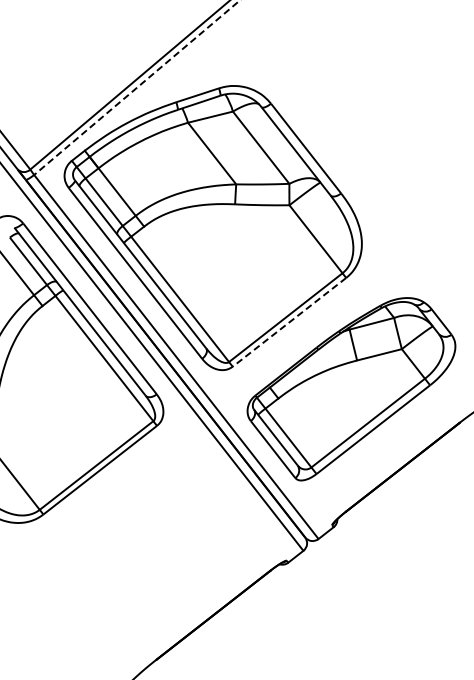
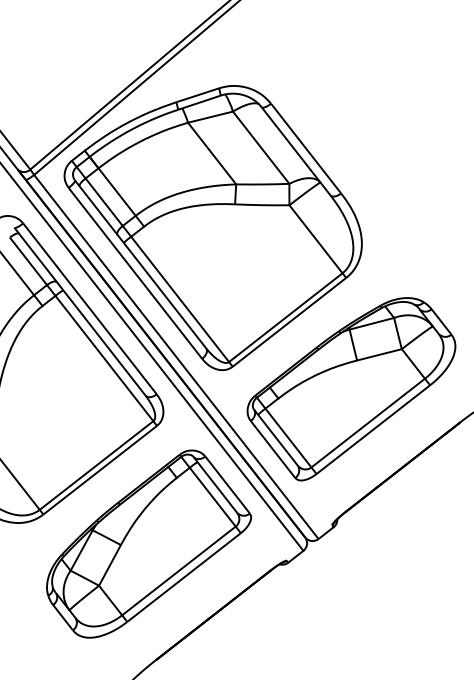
line: dashed -> solid (136, 87)
line: dashed -> solid (289, 322)
part: none -> present (149, 543)
